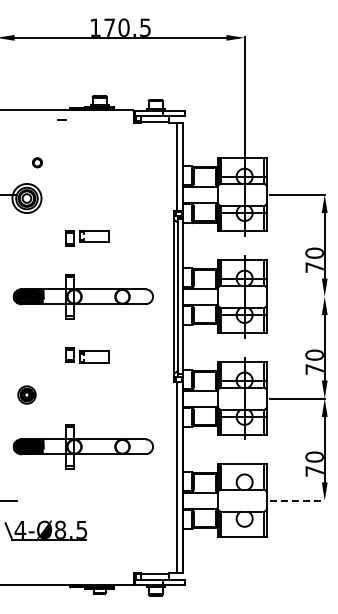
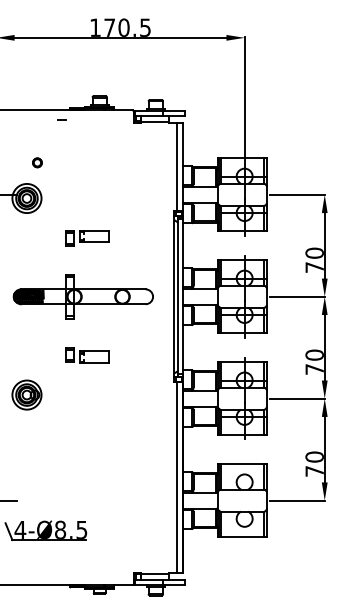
line: none -> present (297, 296)
part size: 20x20 px -> 32x32 px (26, 394)
part: present -> none (82, 446)
line: dashed -> solid (297, 500)
